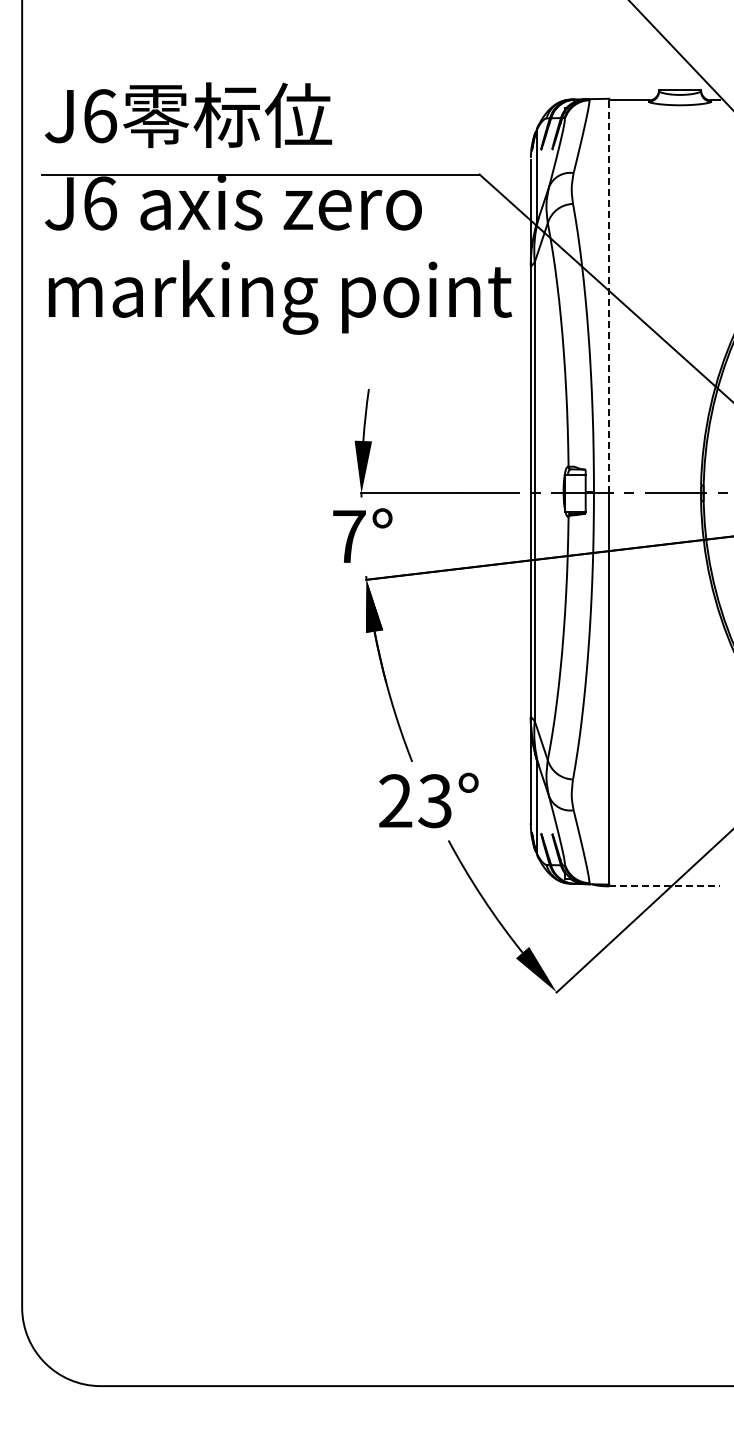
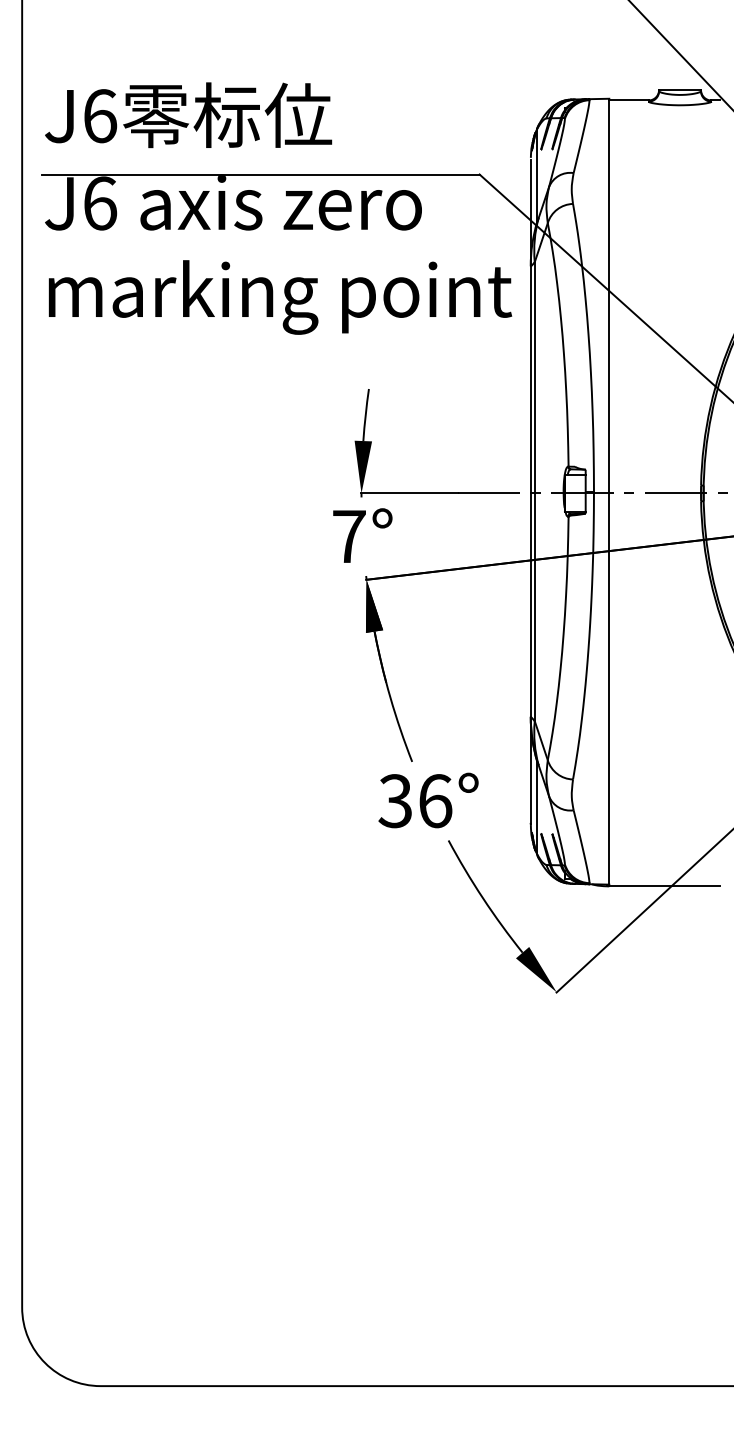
line: dashed -> solid (609, 295)
text: 23° -> 36° (415, 801)
line: dashed -> solid (664, 886)
